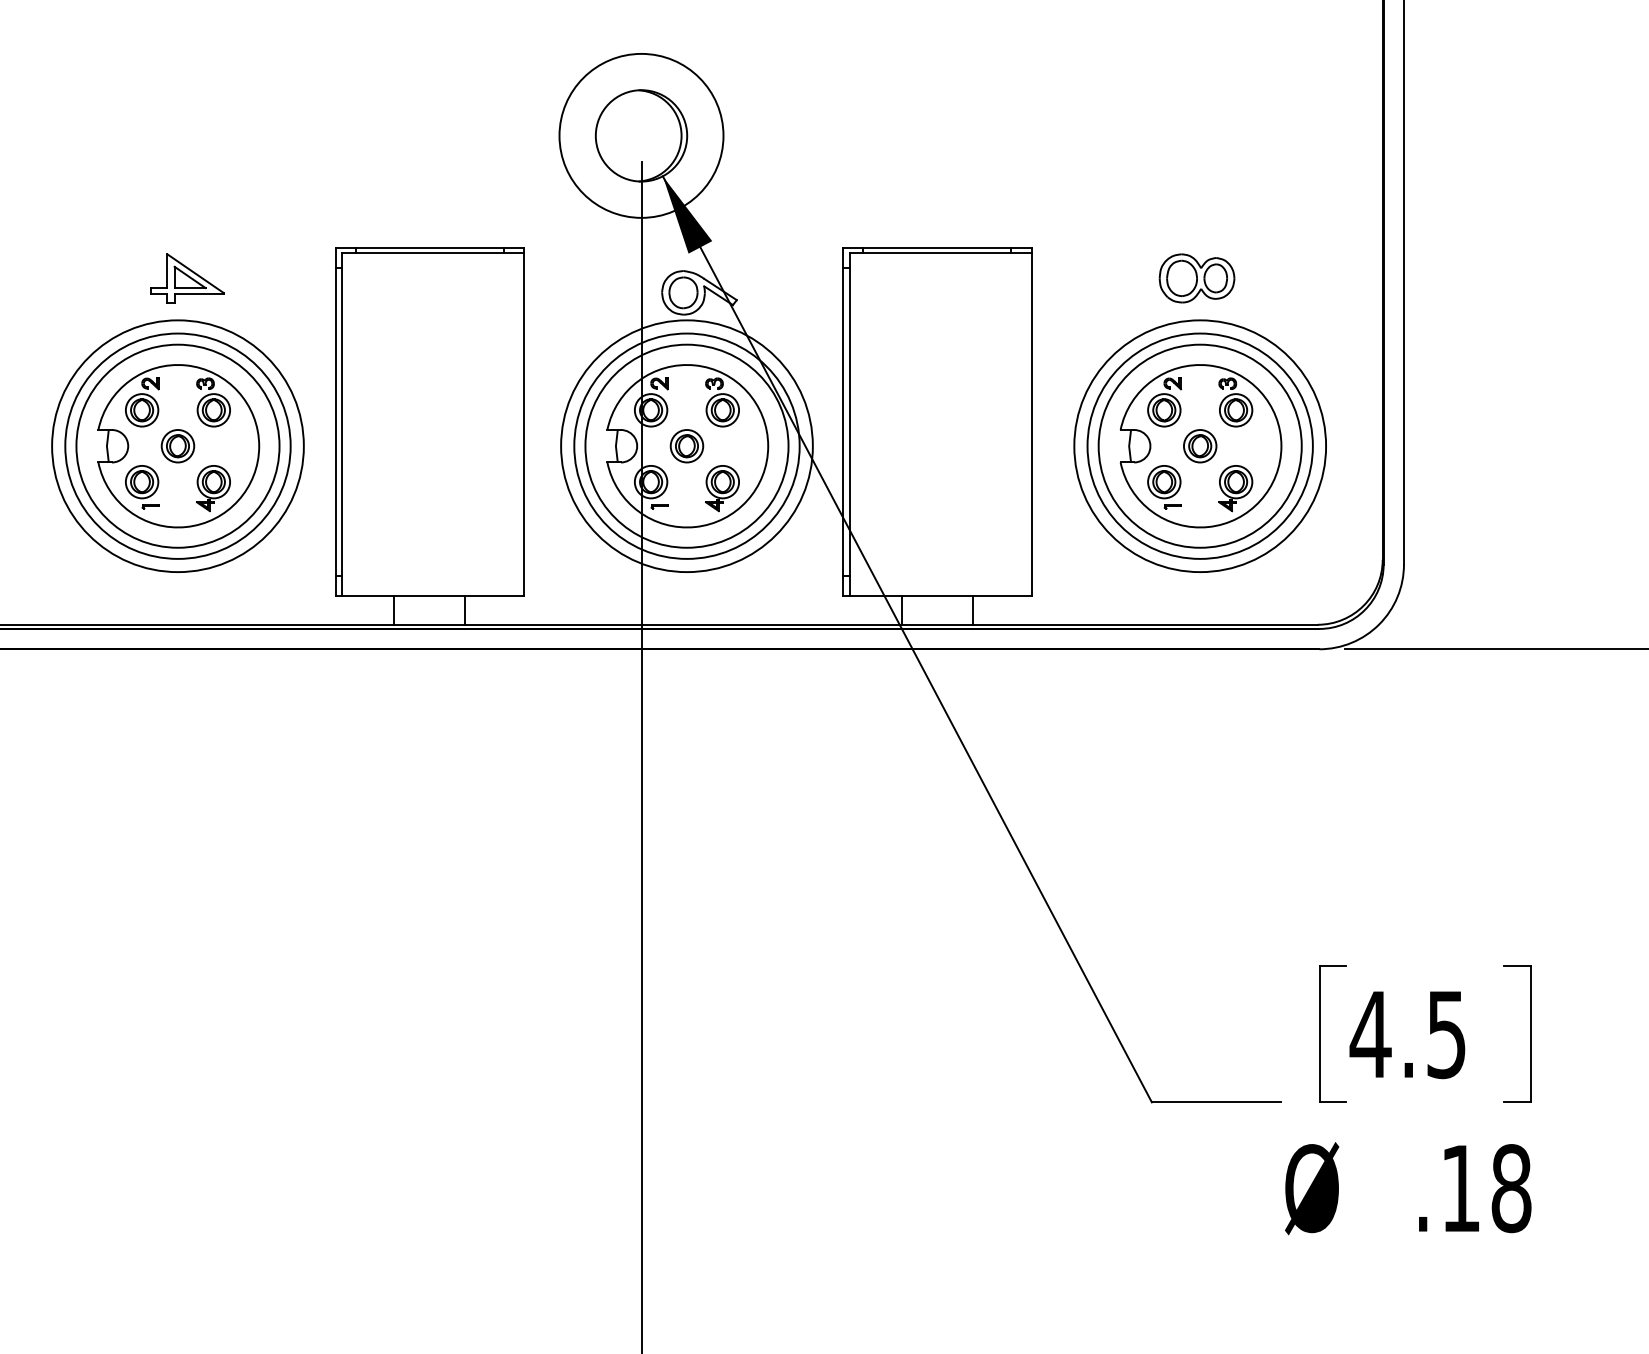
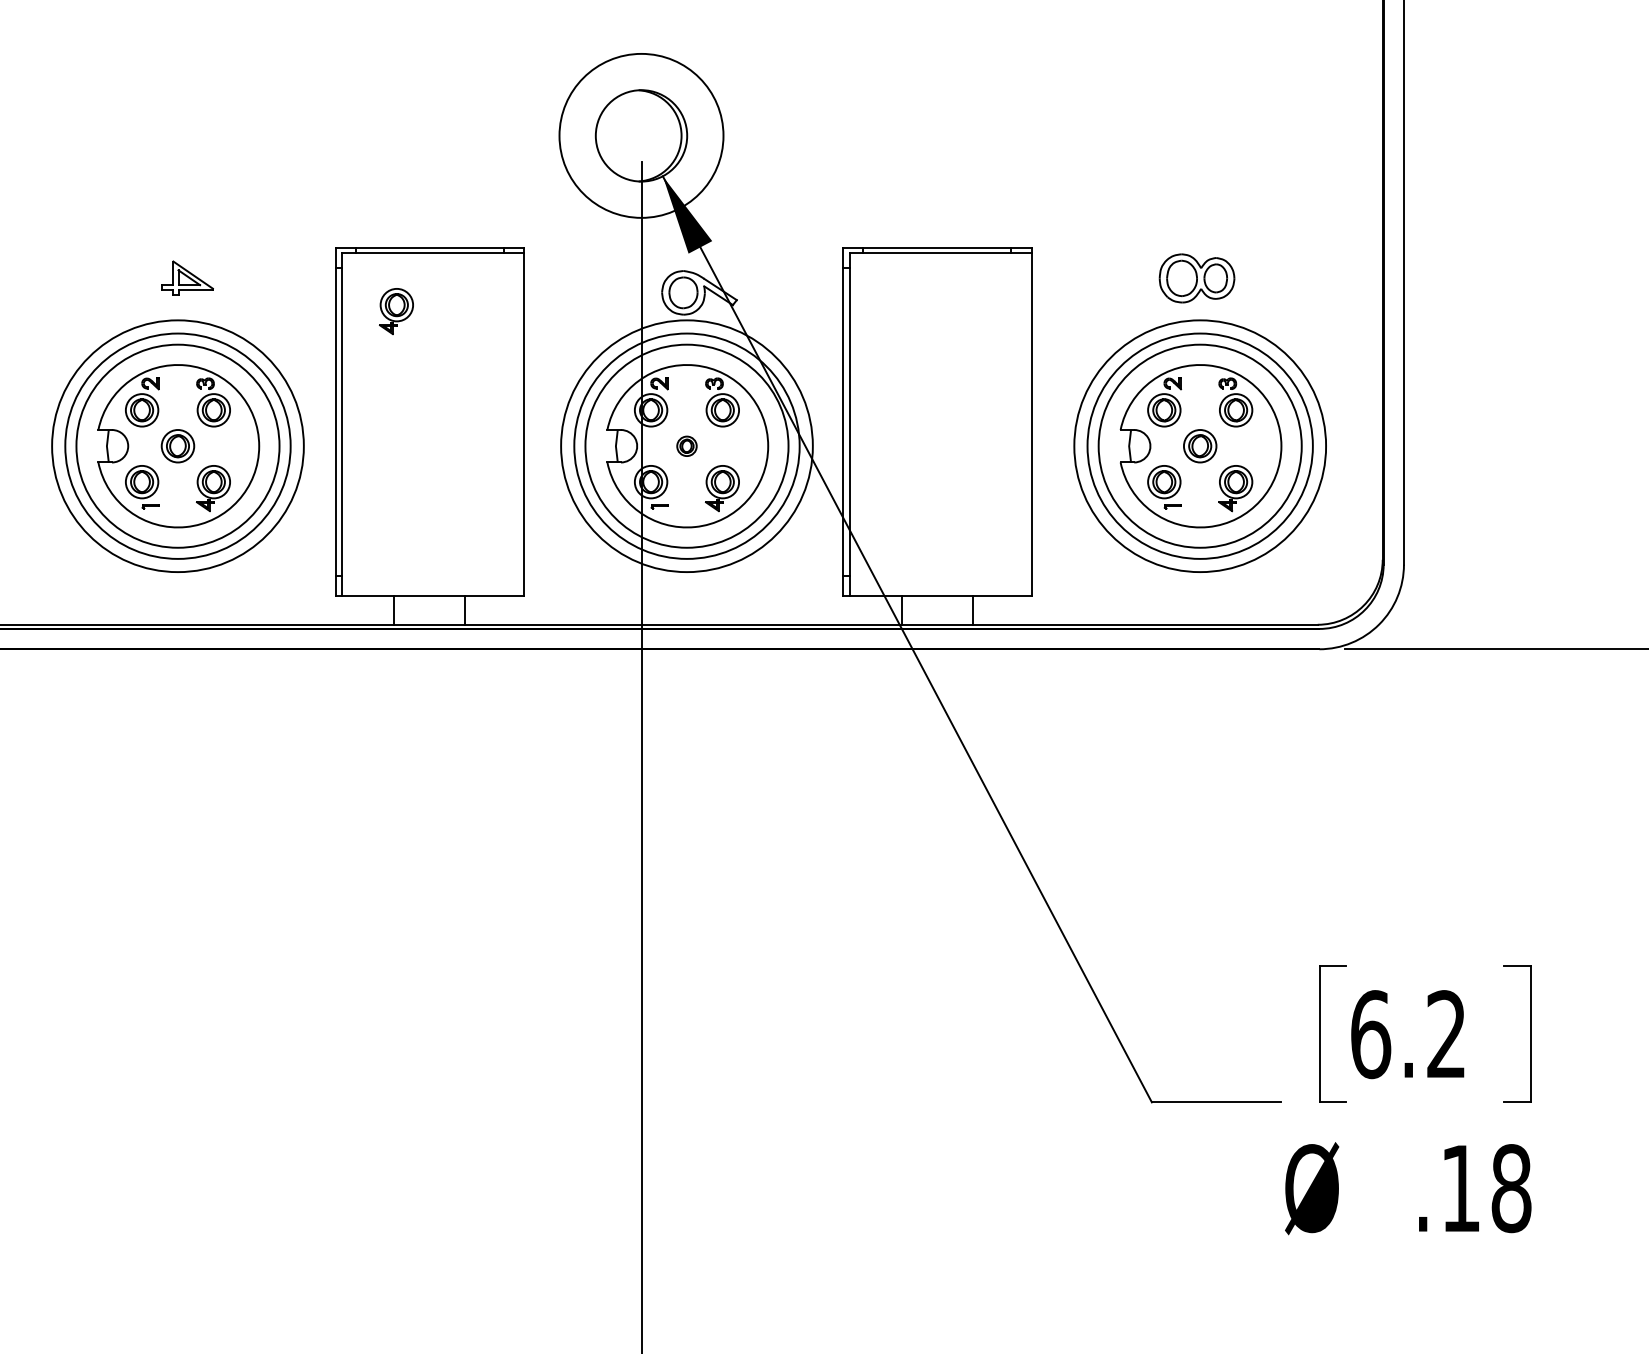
part size: 75x51 px -> 53x36 px (187, 277)
part: none -> present (396, 311)
part size: 36x35 px -> 22x22 px (686, 445)
text: 4.5 -> 6.2 (1407, 1034)
